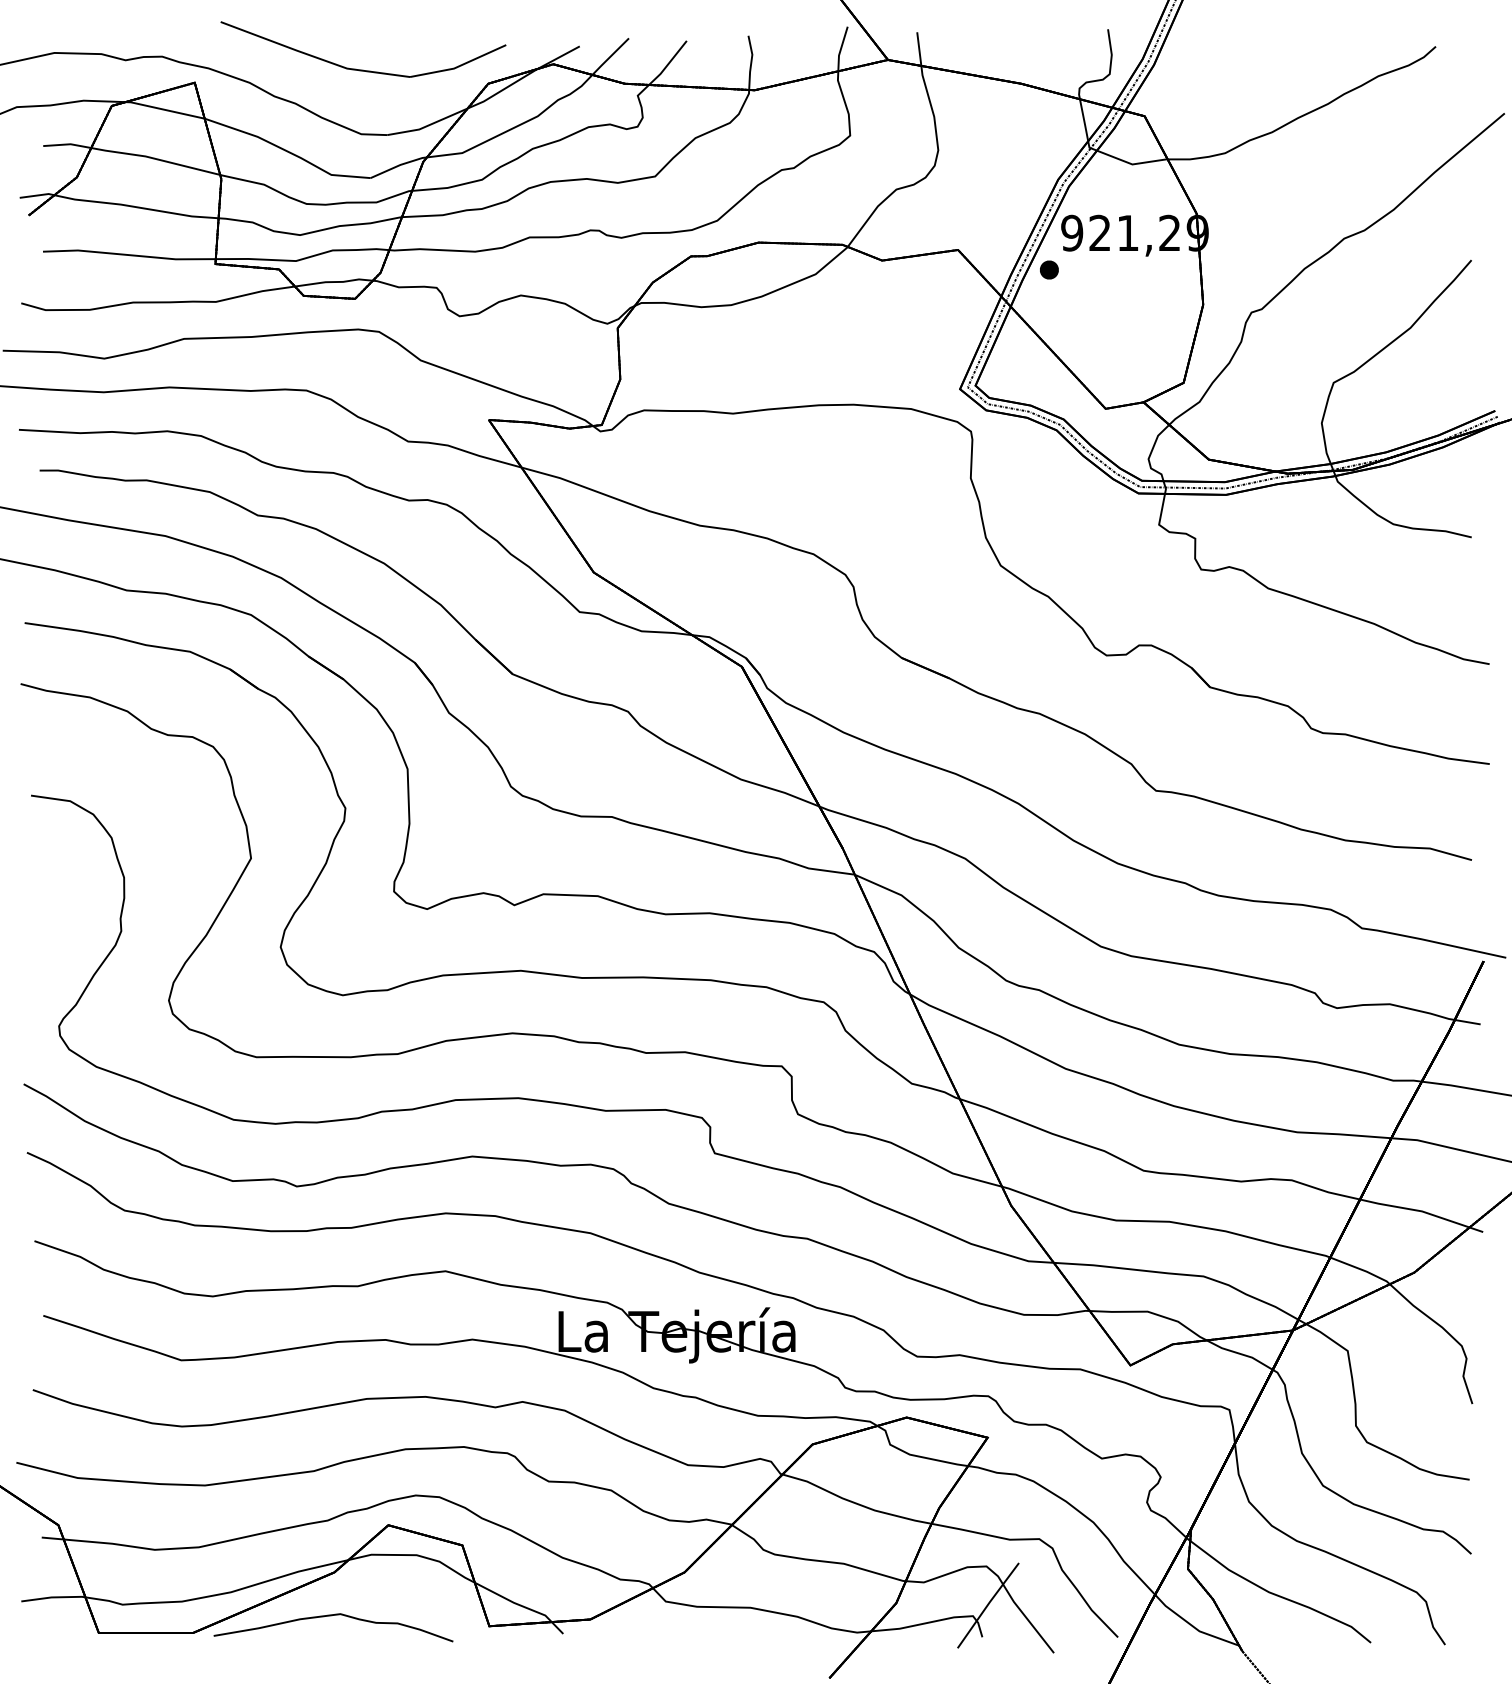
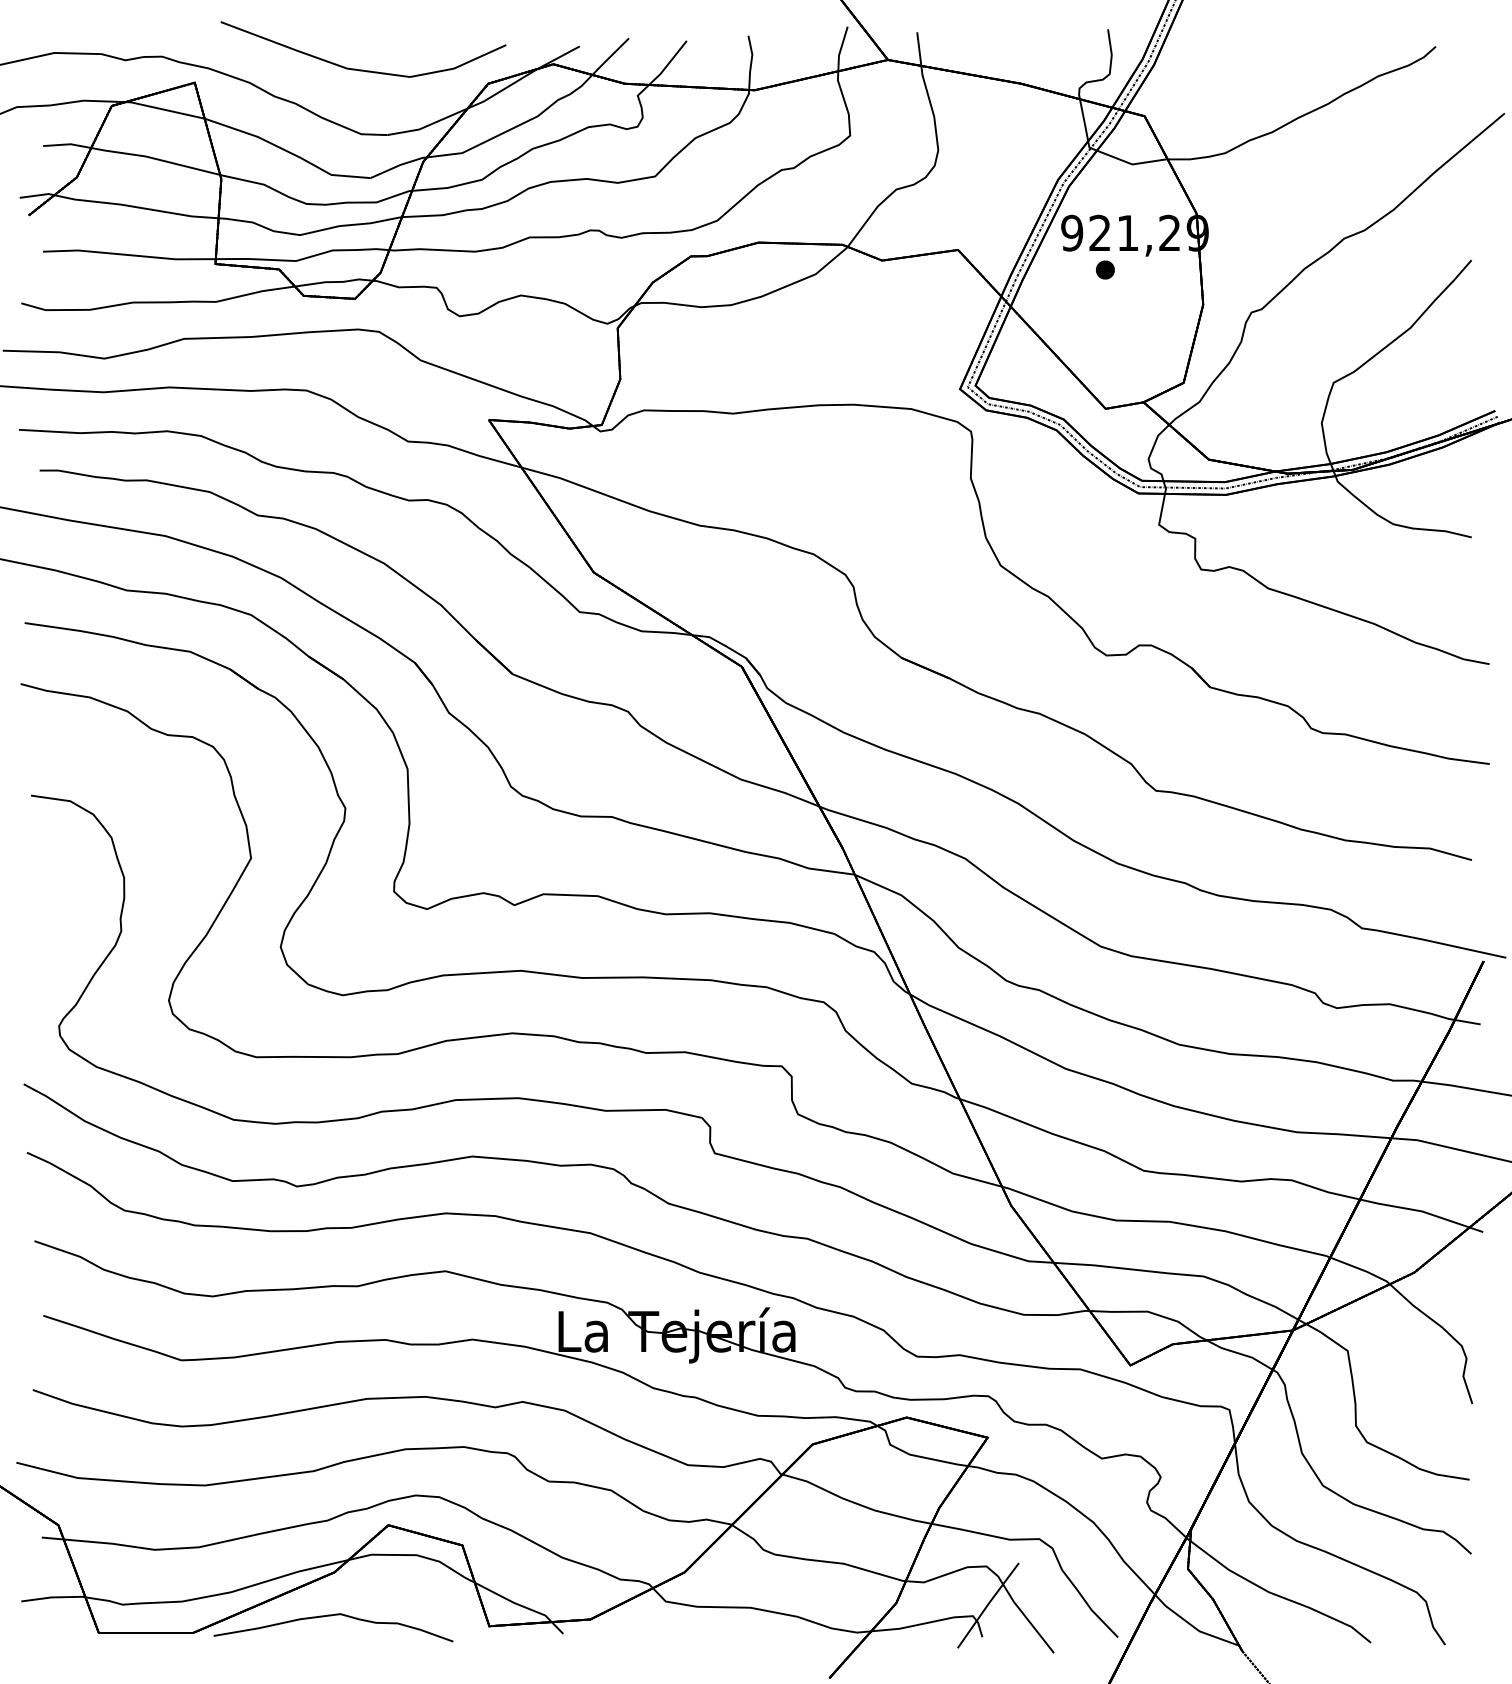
part position: (1049, 269) -> (1105, 269) (1105, 269)
